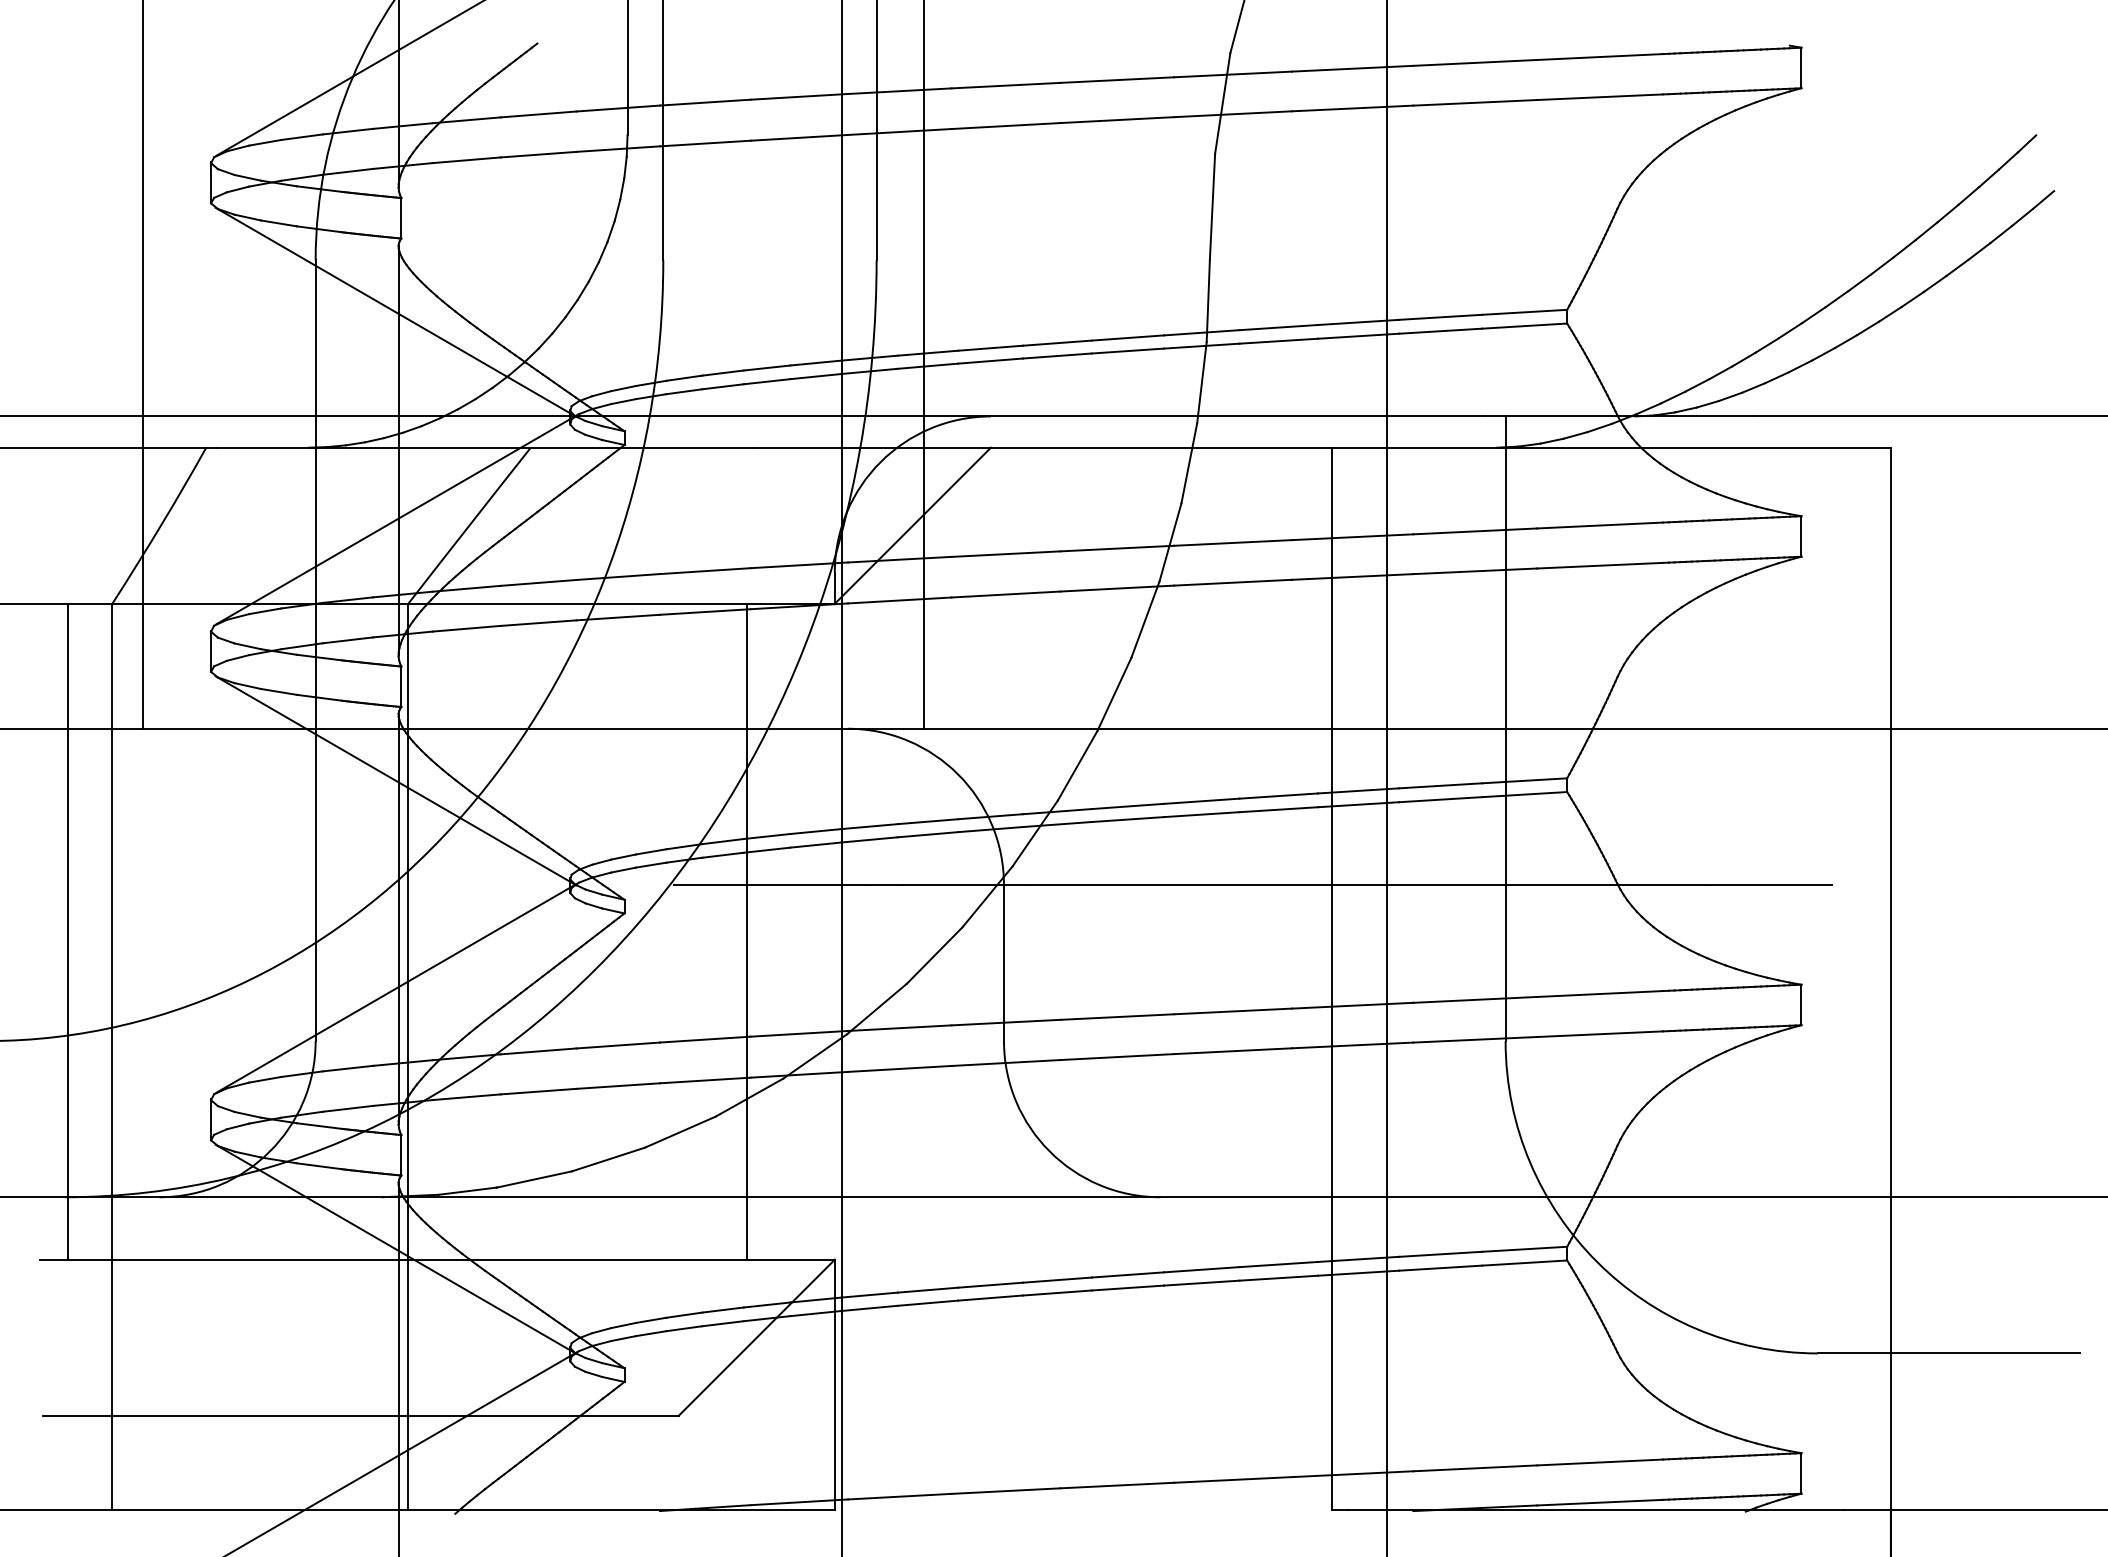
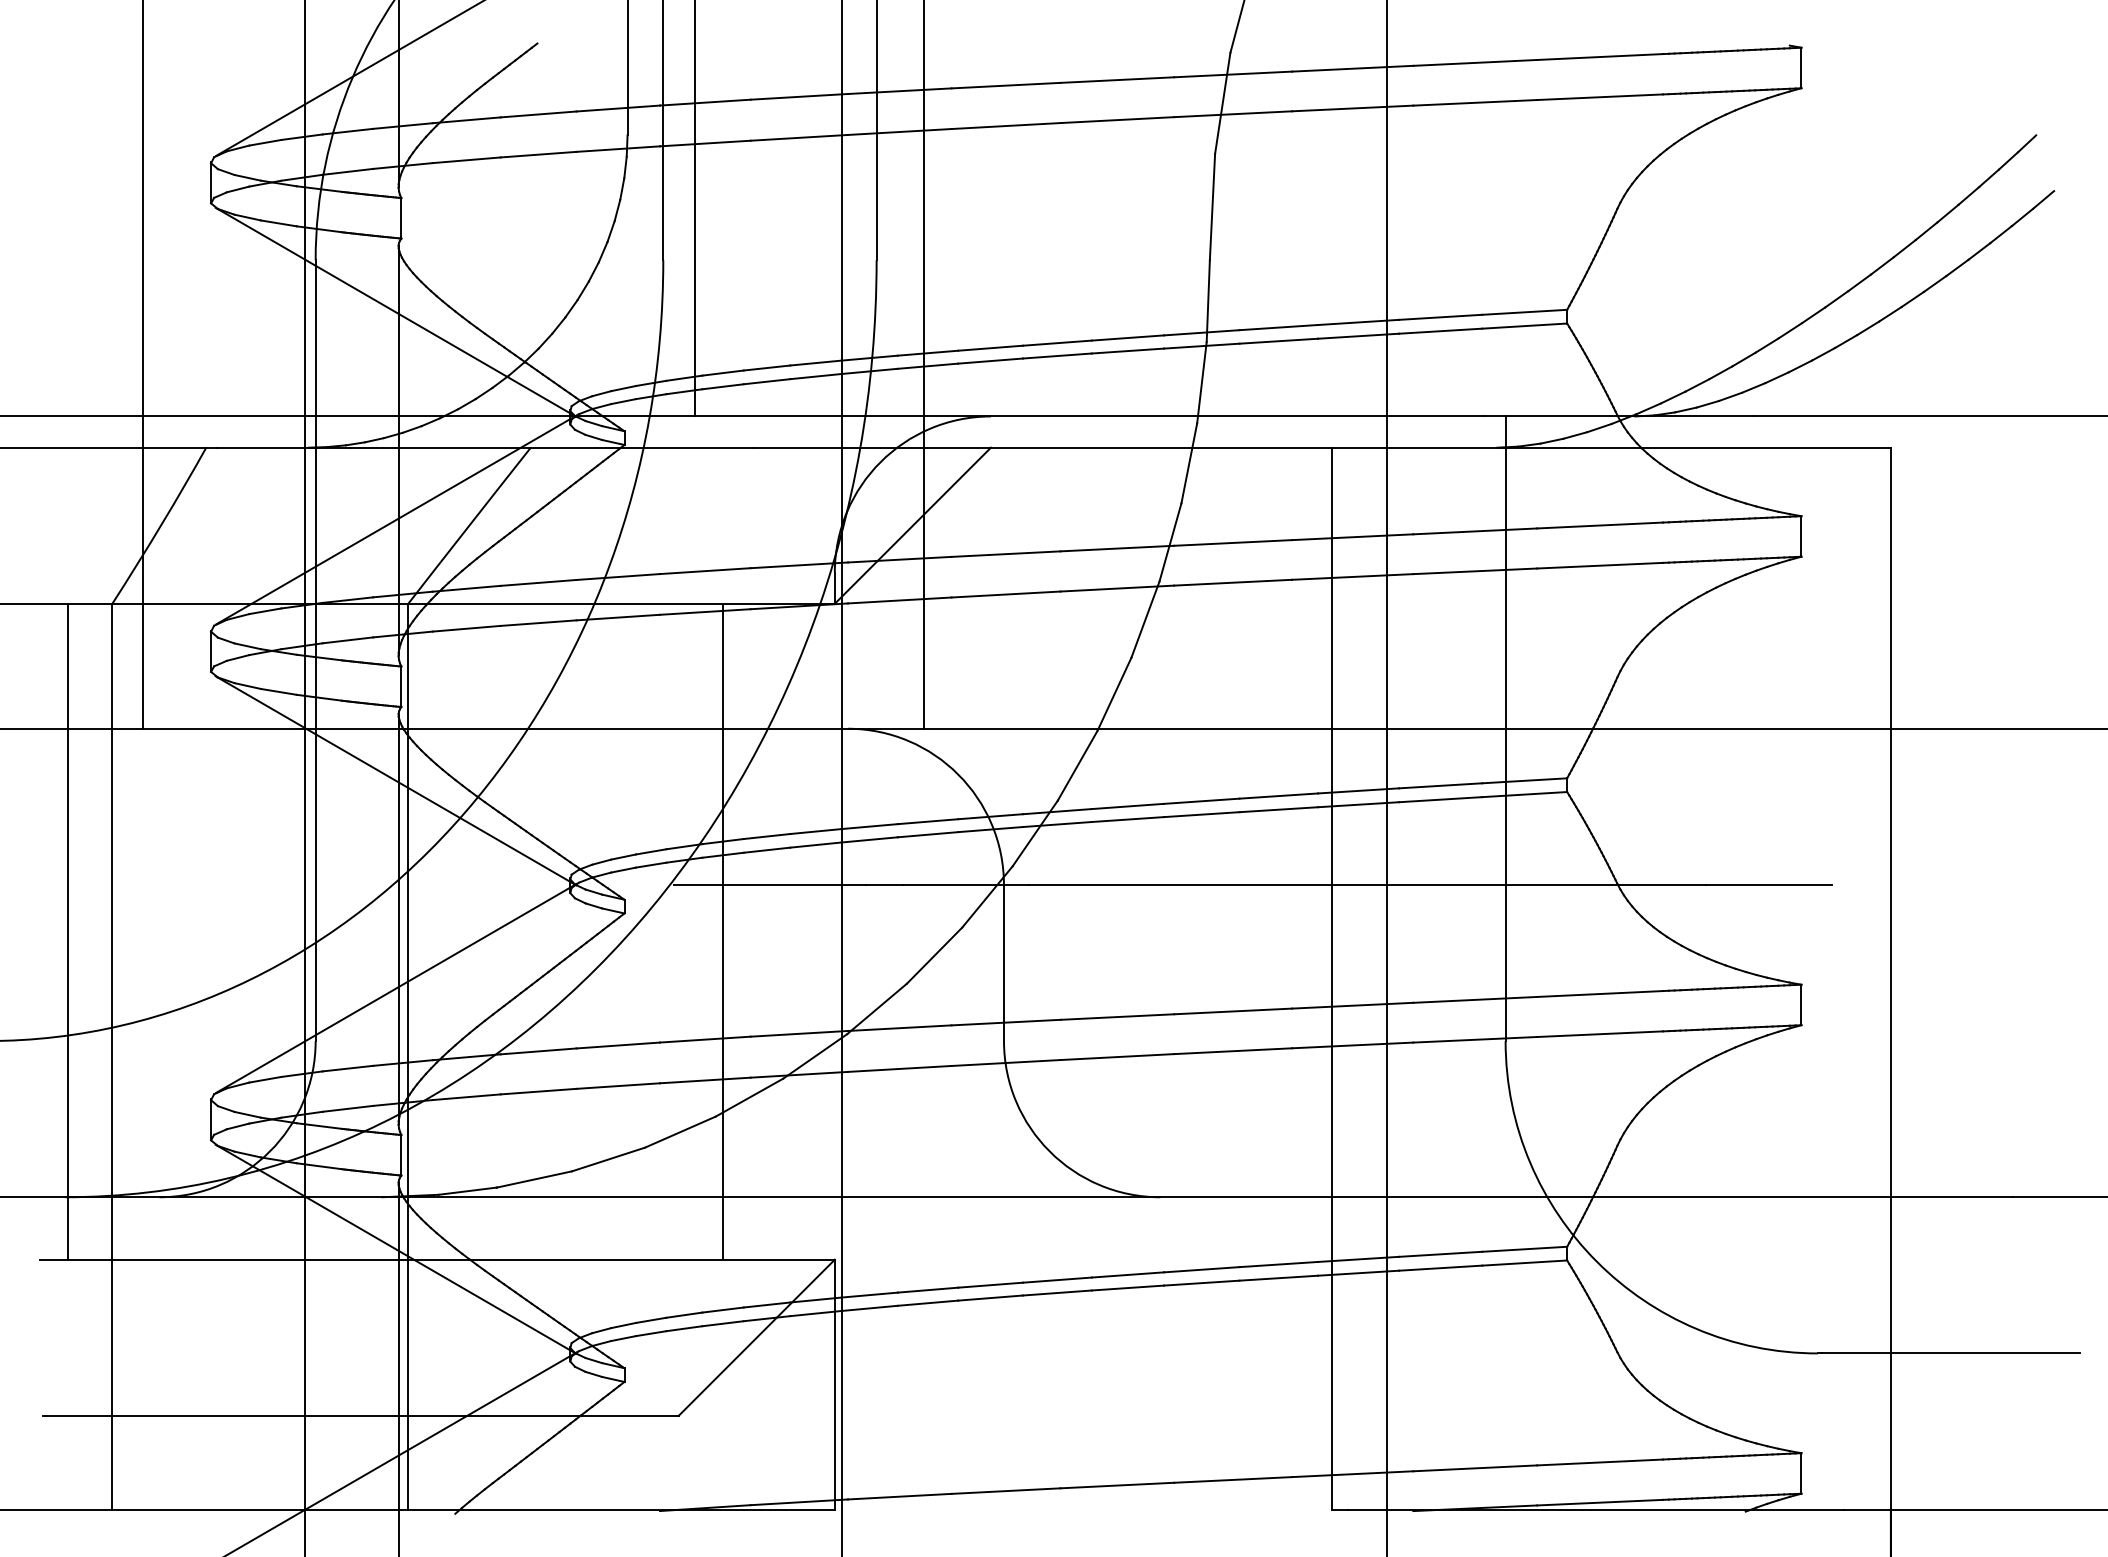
line: none -> present (694, 209)
line: none -> present (304, 777)
line position: (747, 931) -> (723, 931) (723, 931)
